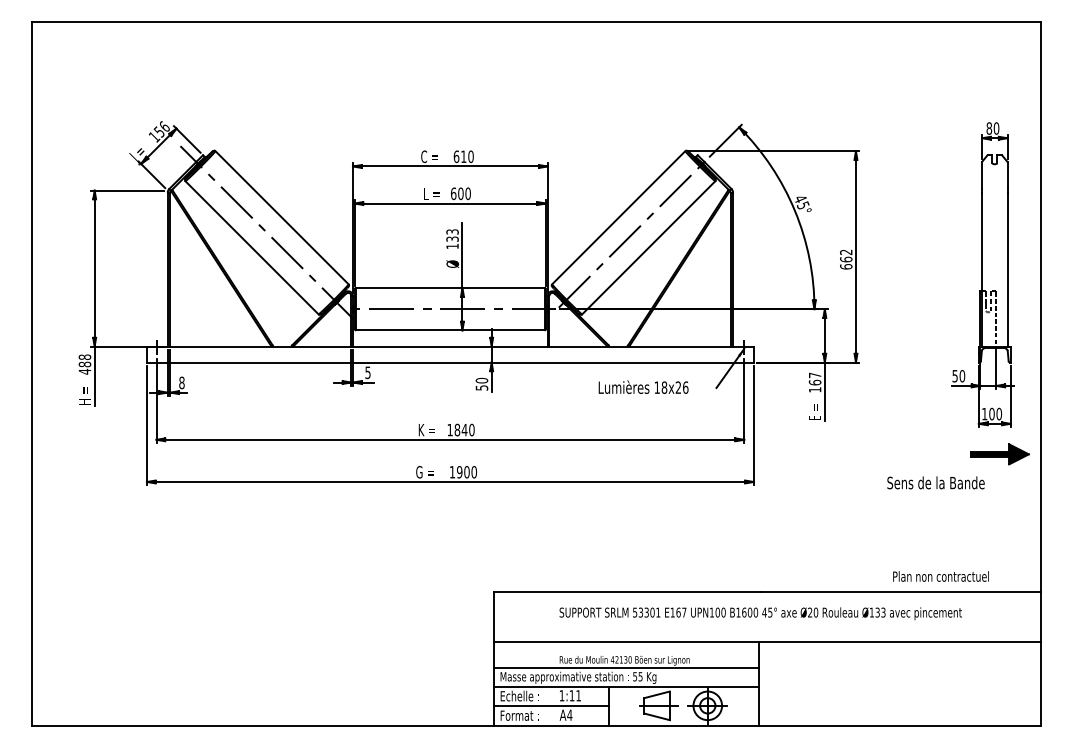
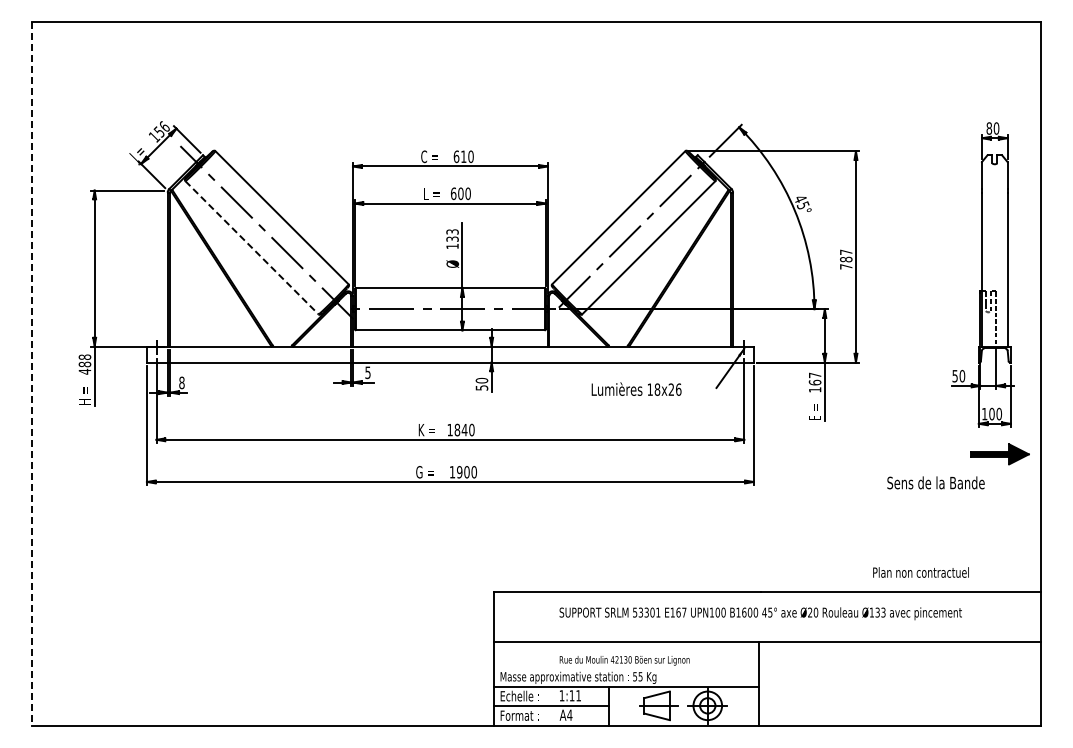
line: solid -> dashed (252, 248)
text: 662 -> 787 (846, 259)
line: solid -> dashed (32, 373)
text position: (643, 386) -> (636, 388) (636, 388)
text position: (940, 576) -> (920, 572) (920, 572)
line: present -> none (626, 667)
